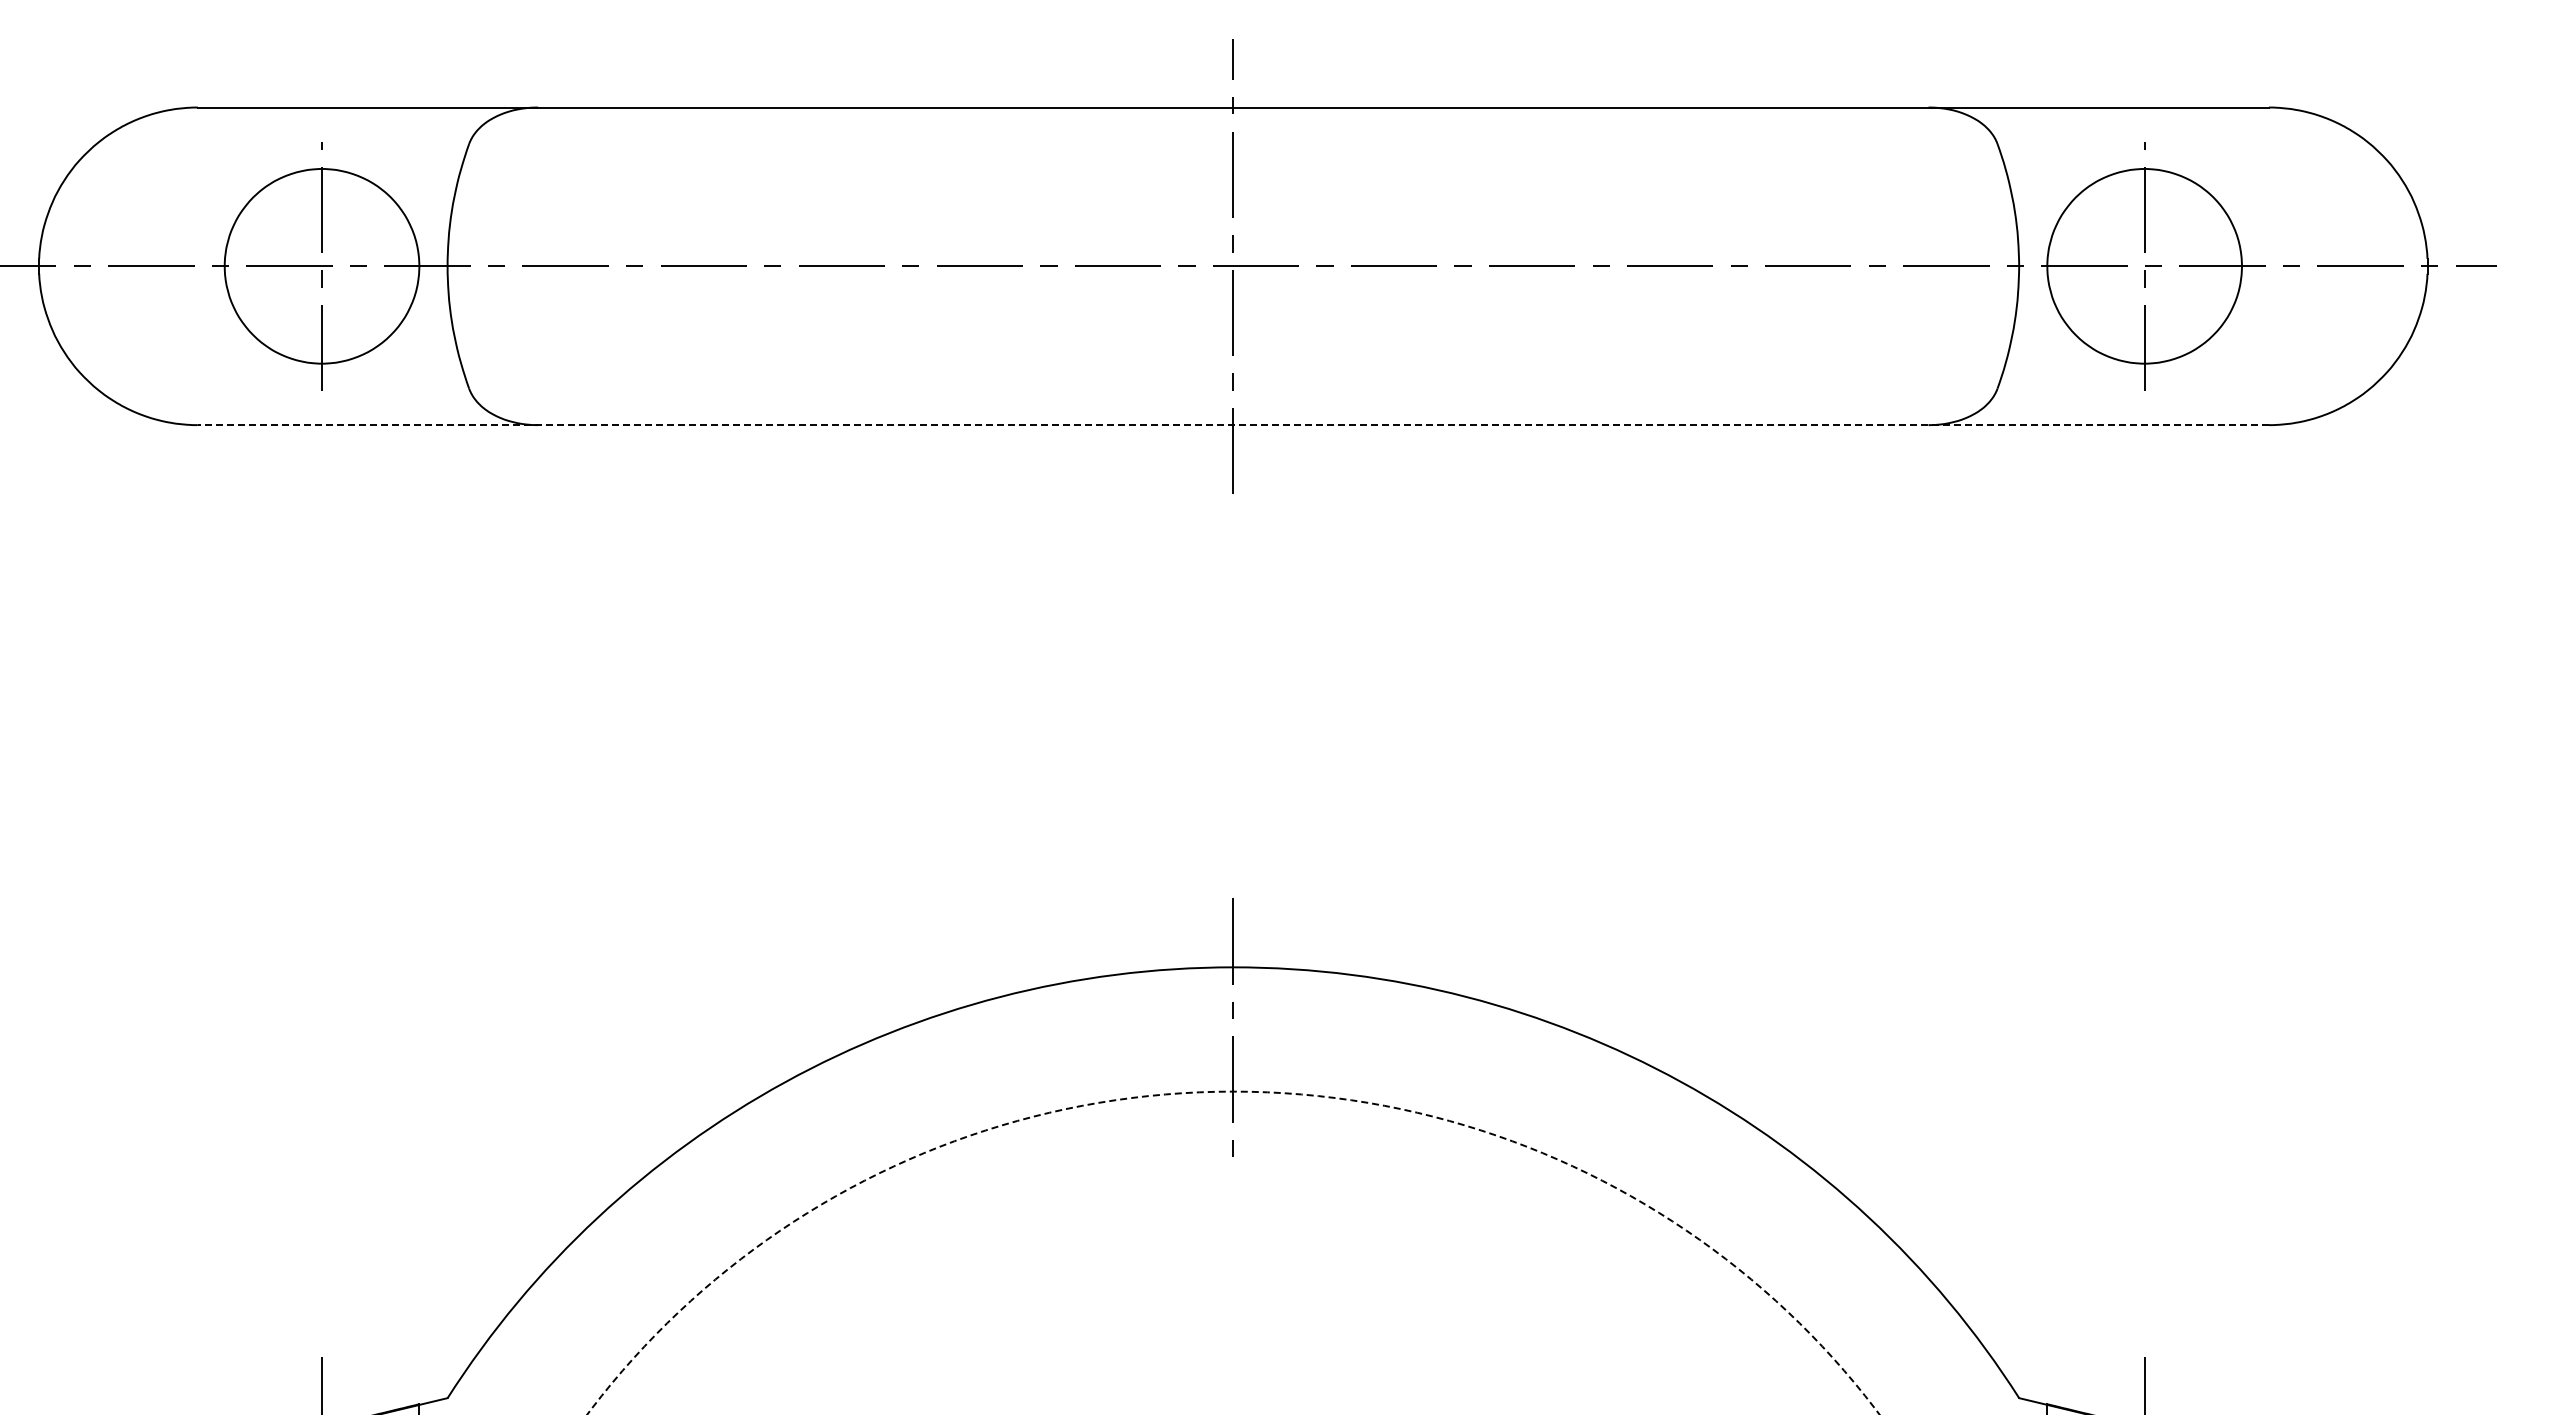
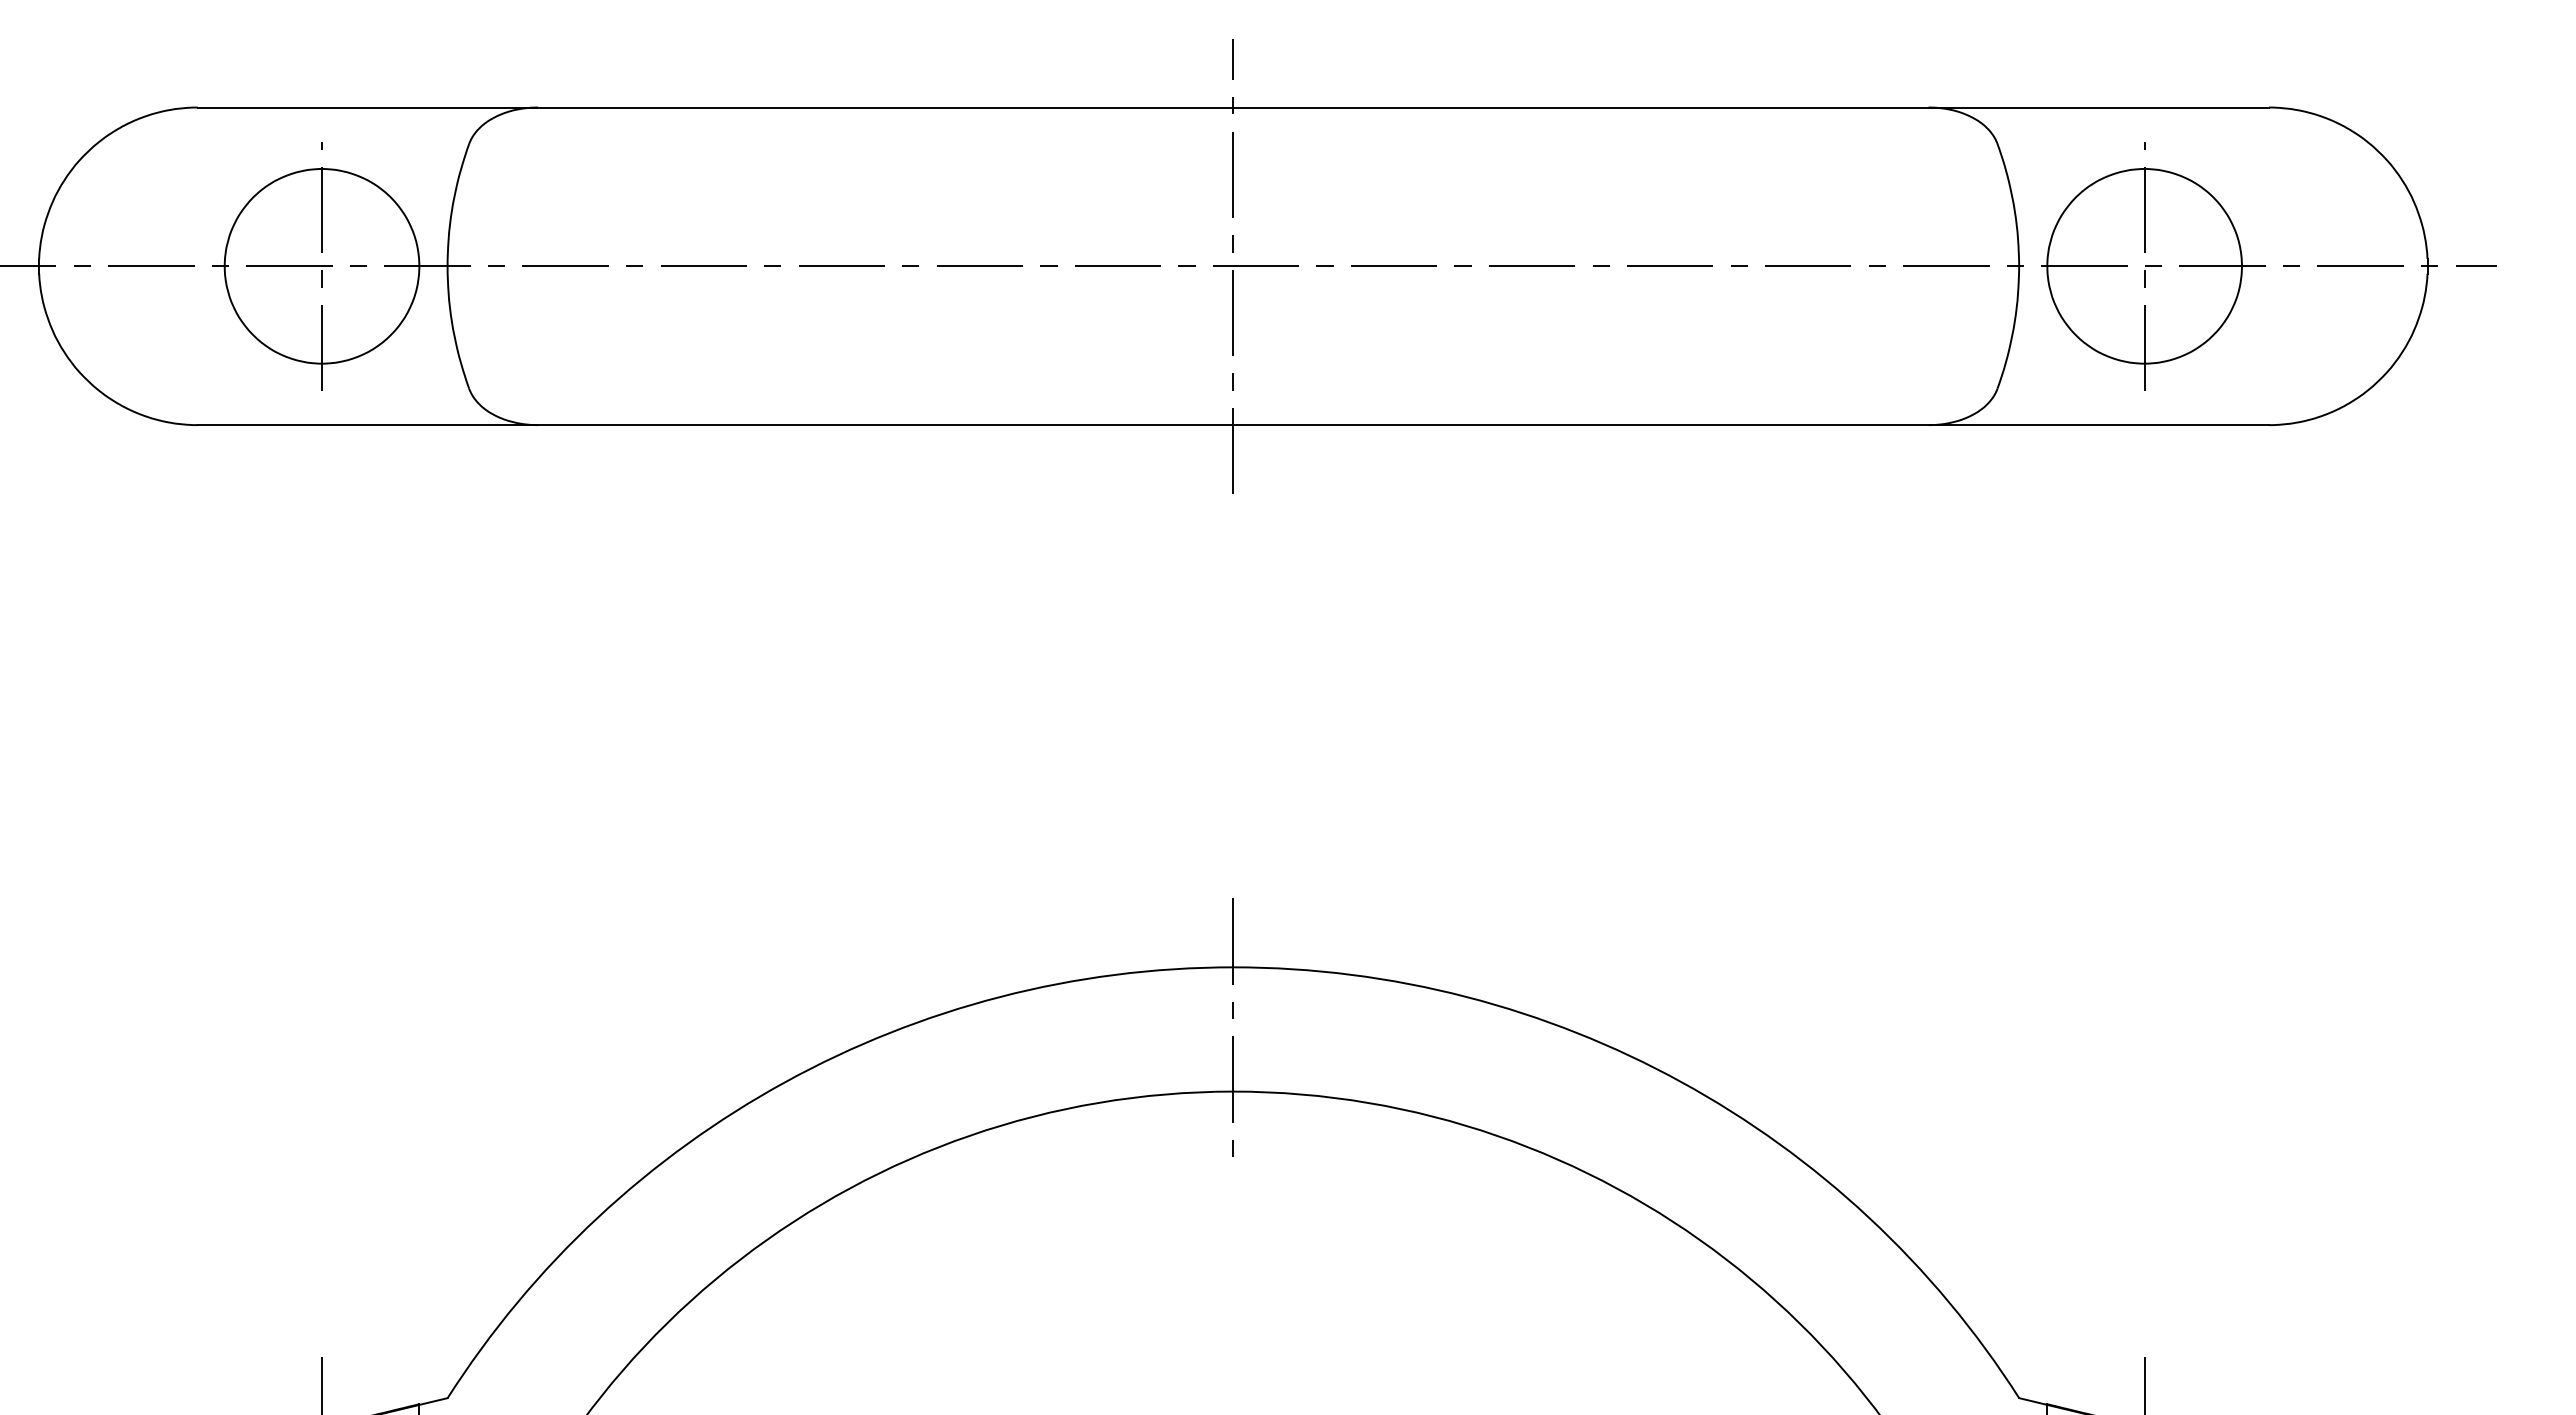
line: dashed -> solid (1233, 425)
arc: dashed -> solid (1233, 1091)
